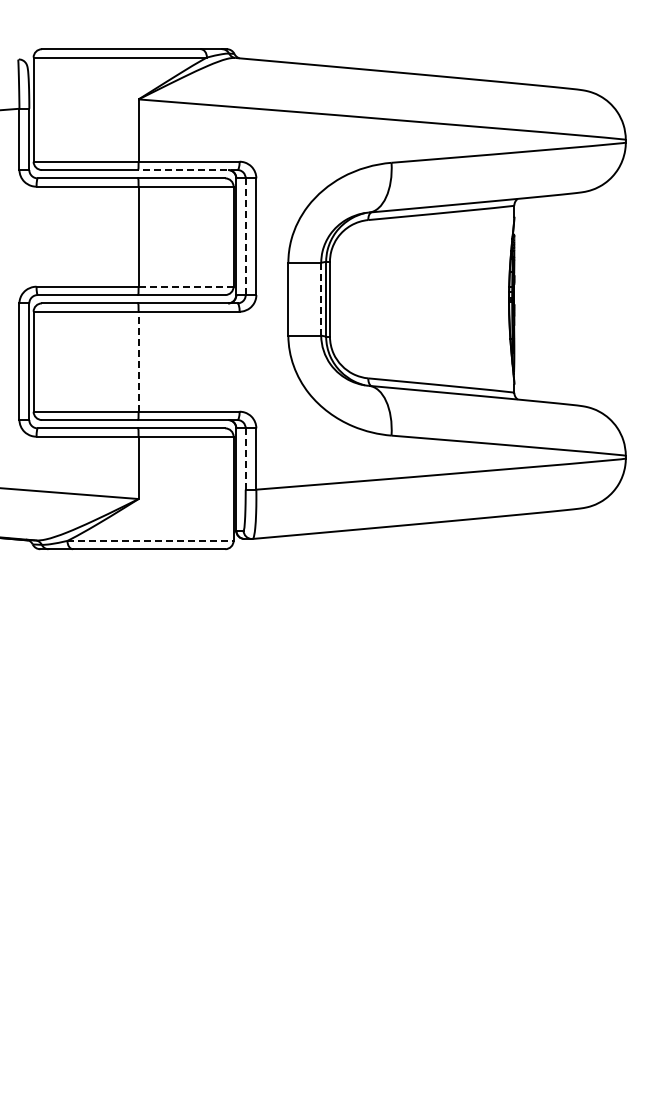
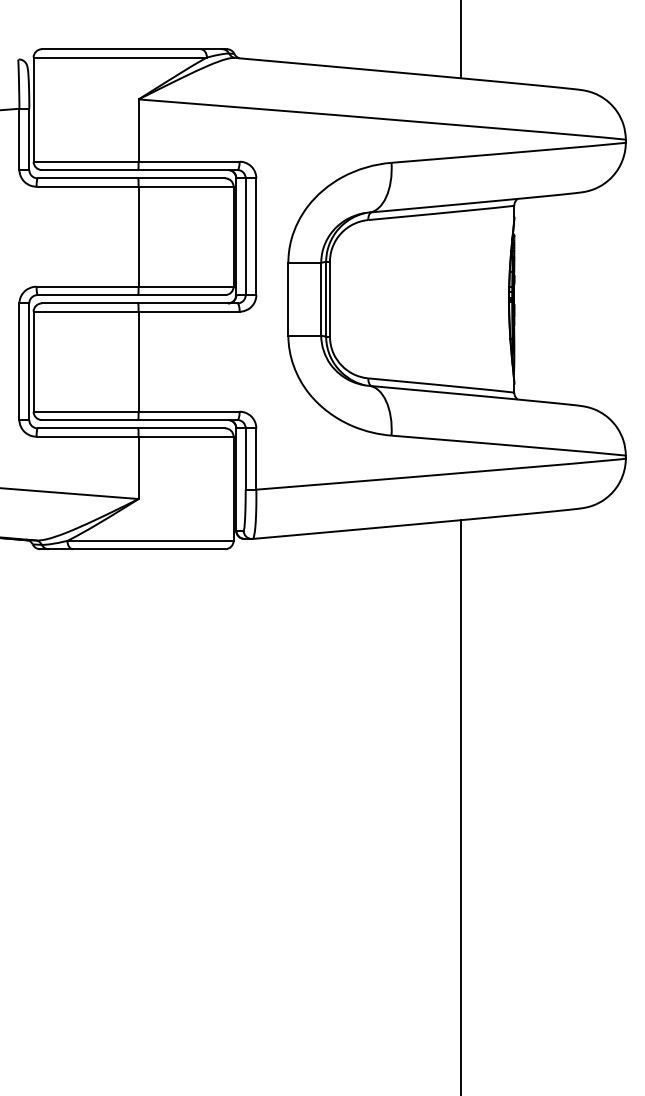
line: none -> present (461, 40)
line: dashed -> solid (187, 170)
line: dashed -> solid (245, 237)
line: dashed -> solid (186, 286)
line: dashed -> solid (321, 298)
line: dashed -> solid (138, 361)
line: dashed -> solid (245, 459)
line: dashed -> solid (151, 540)
line: none -> present (461, 806)
